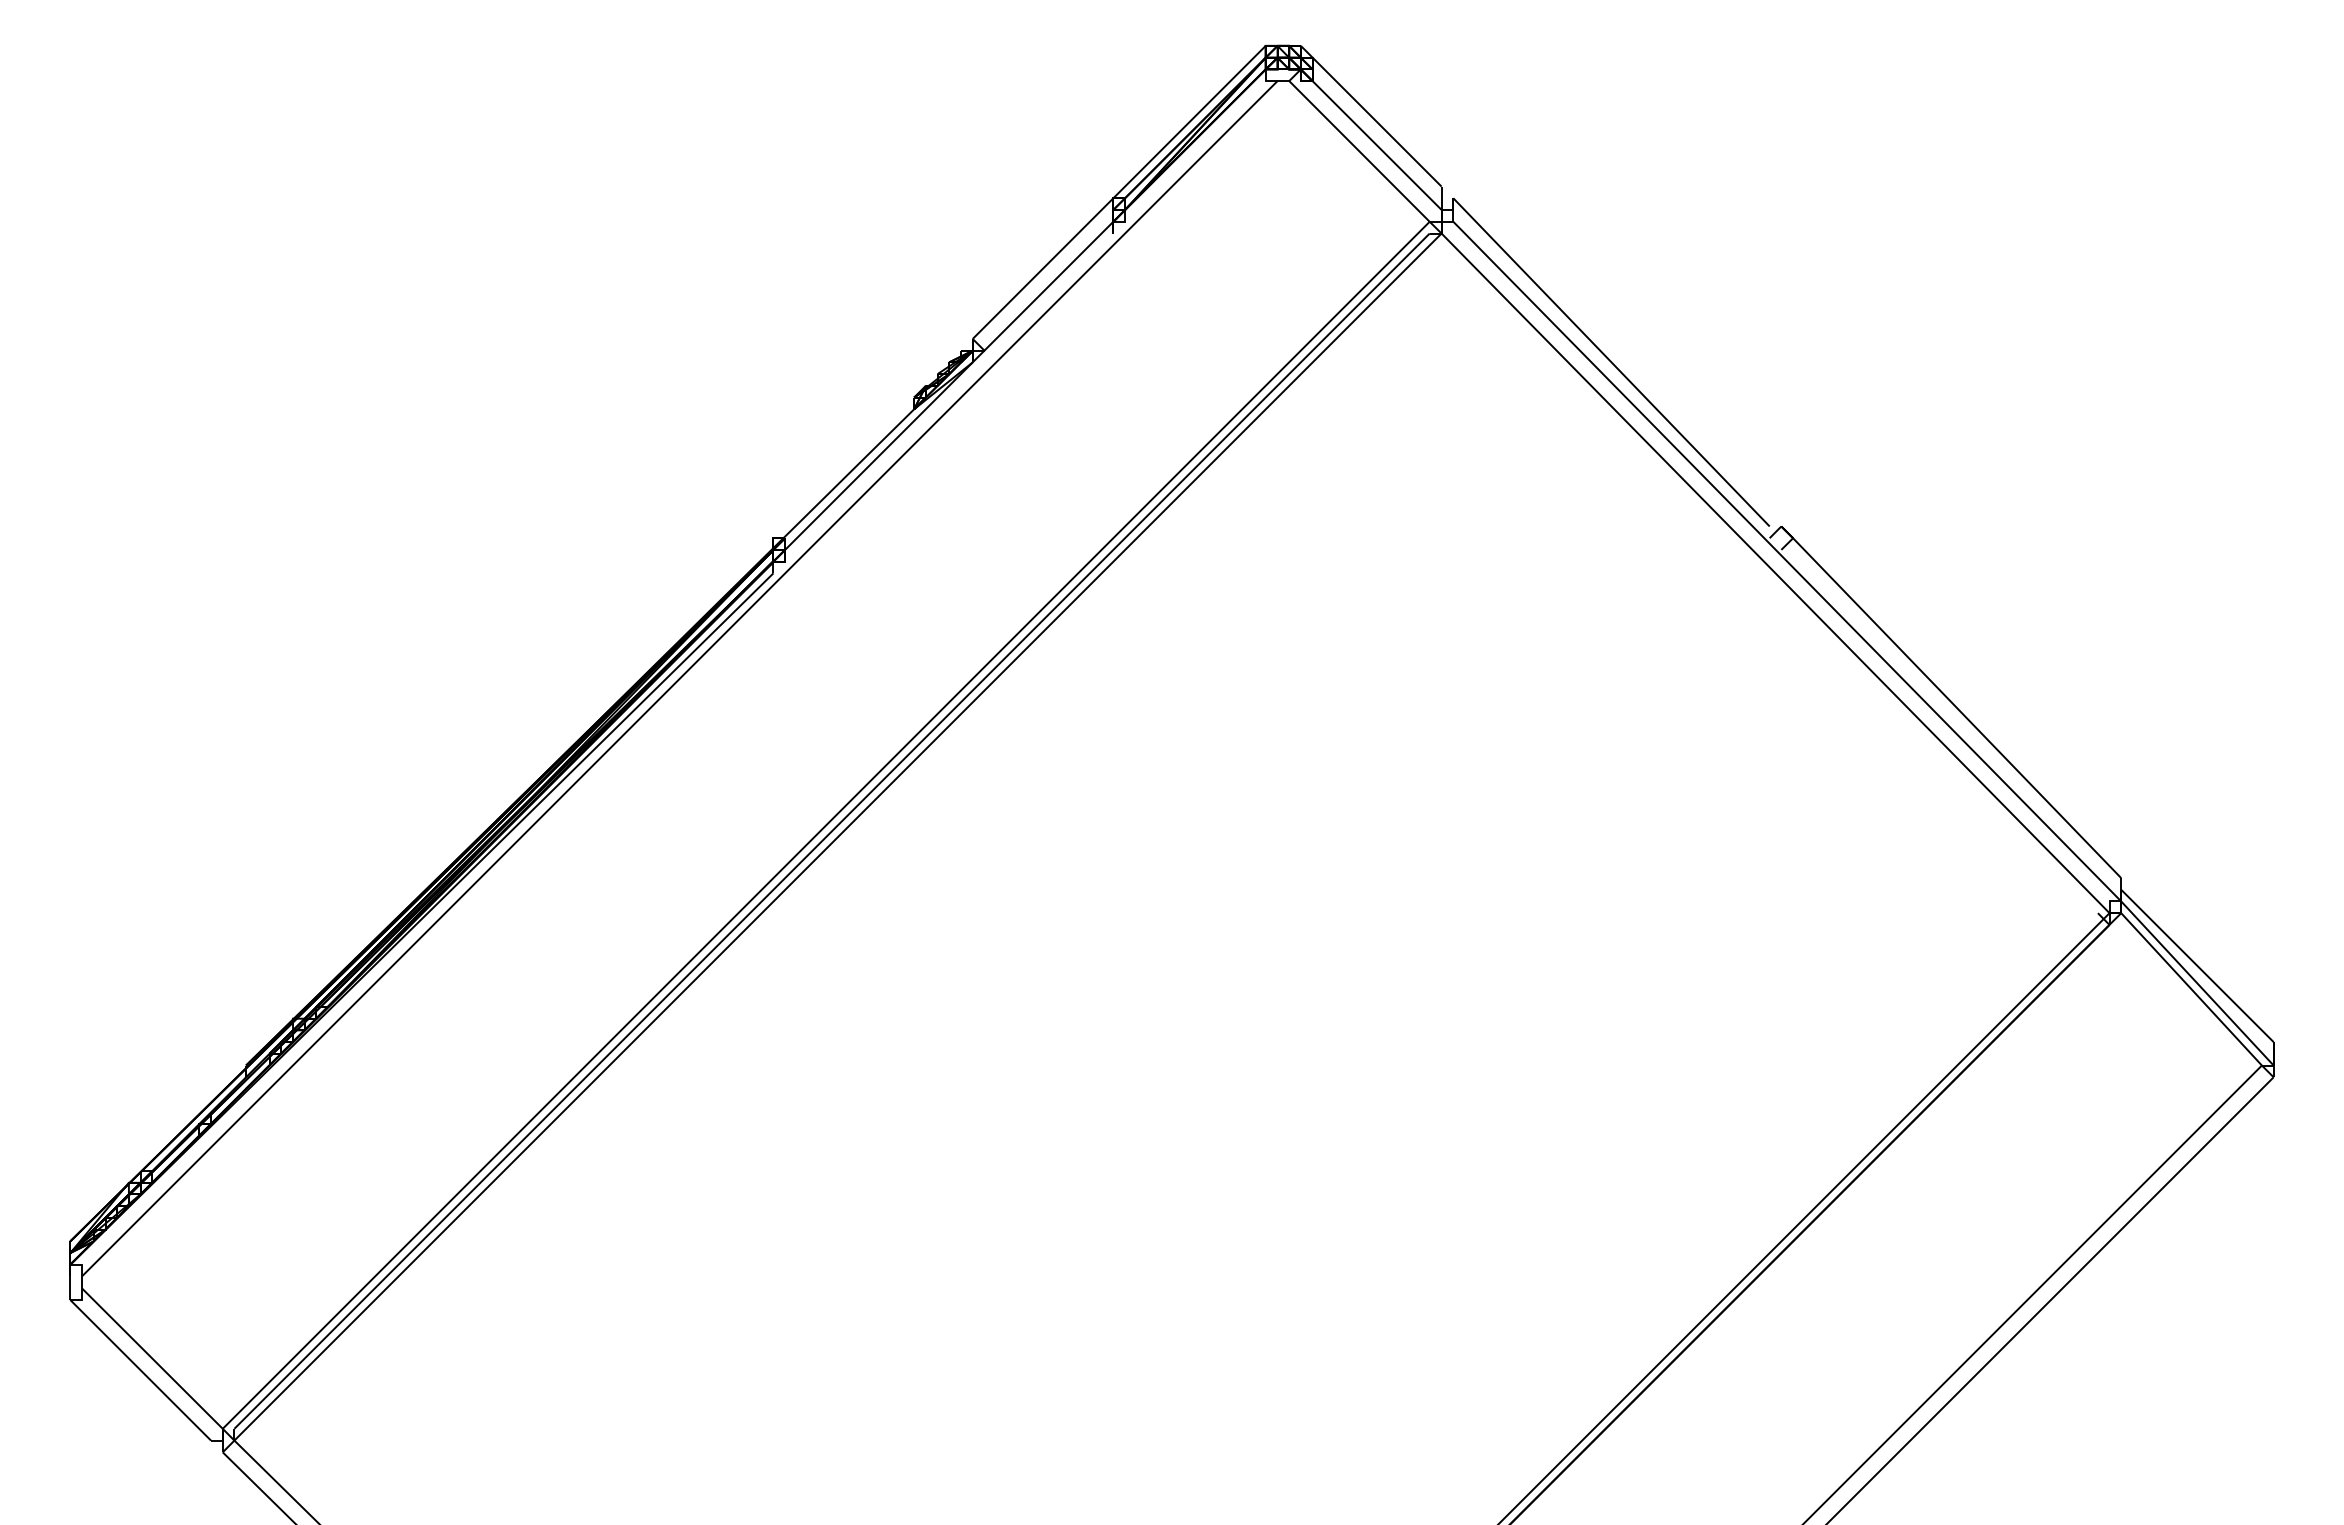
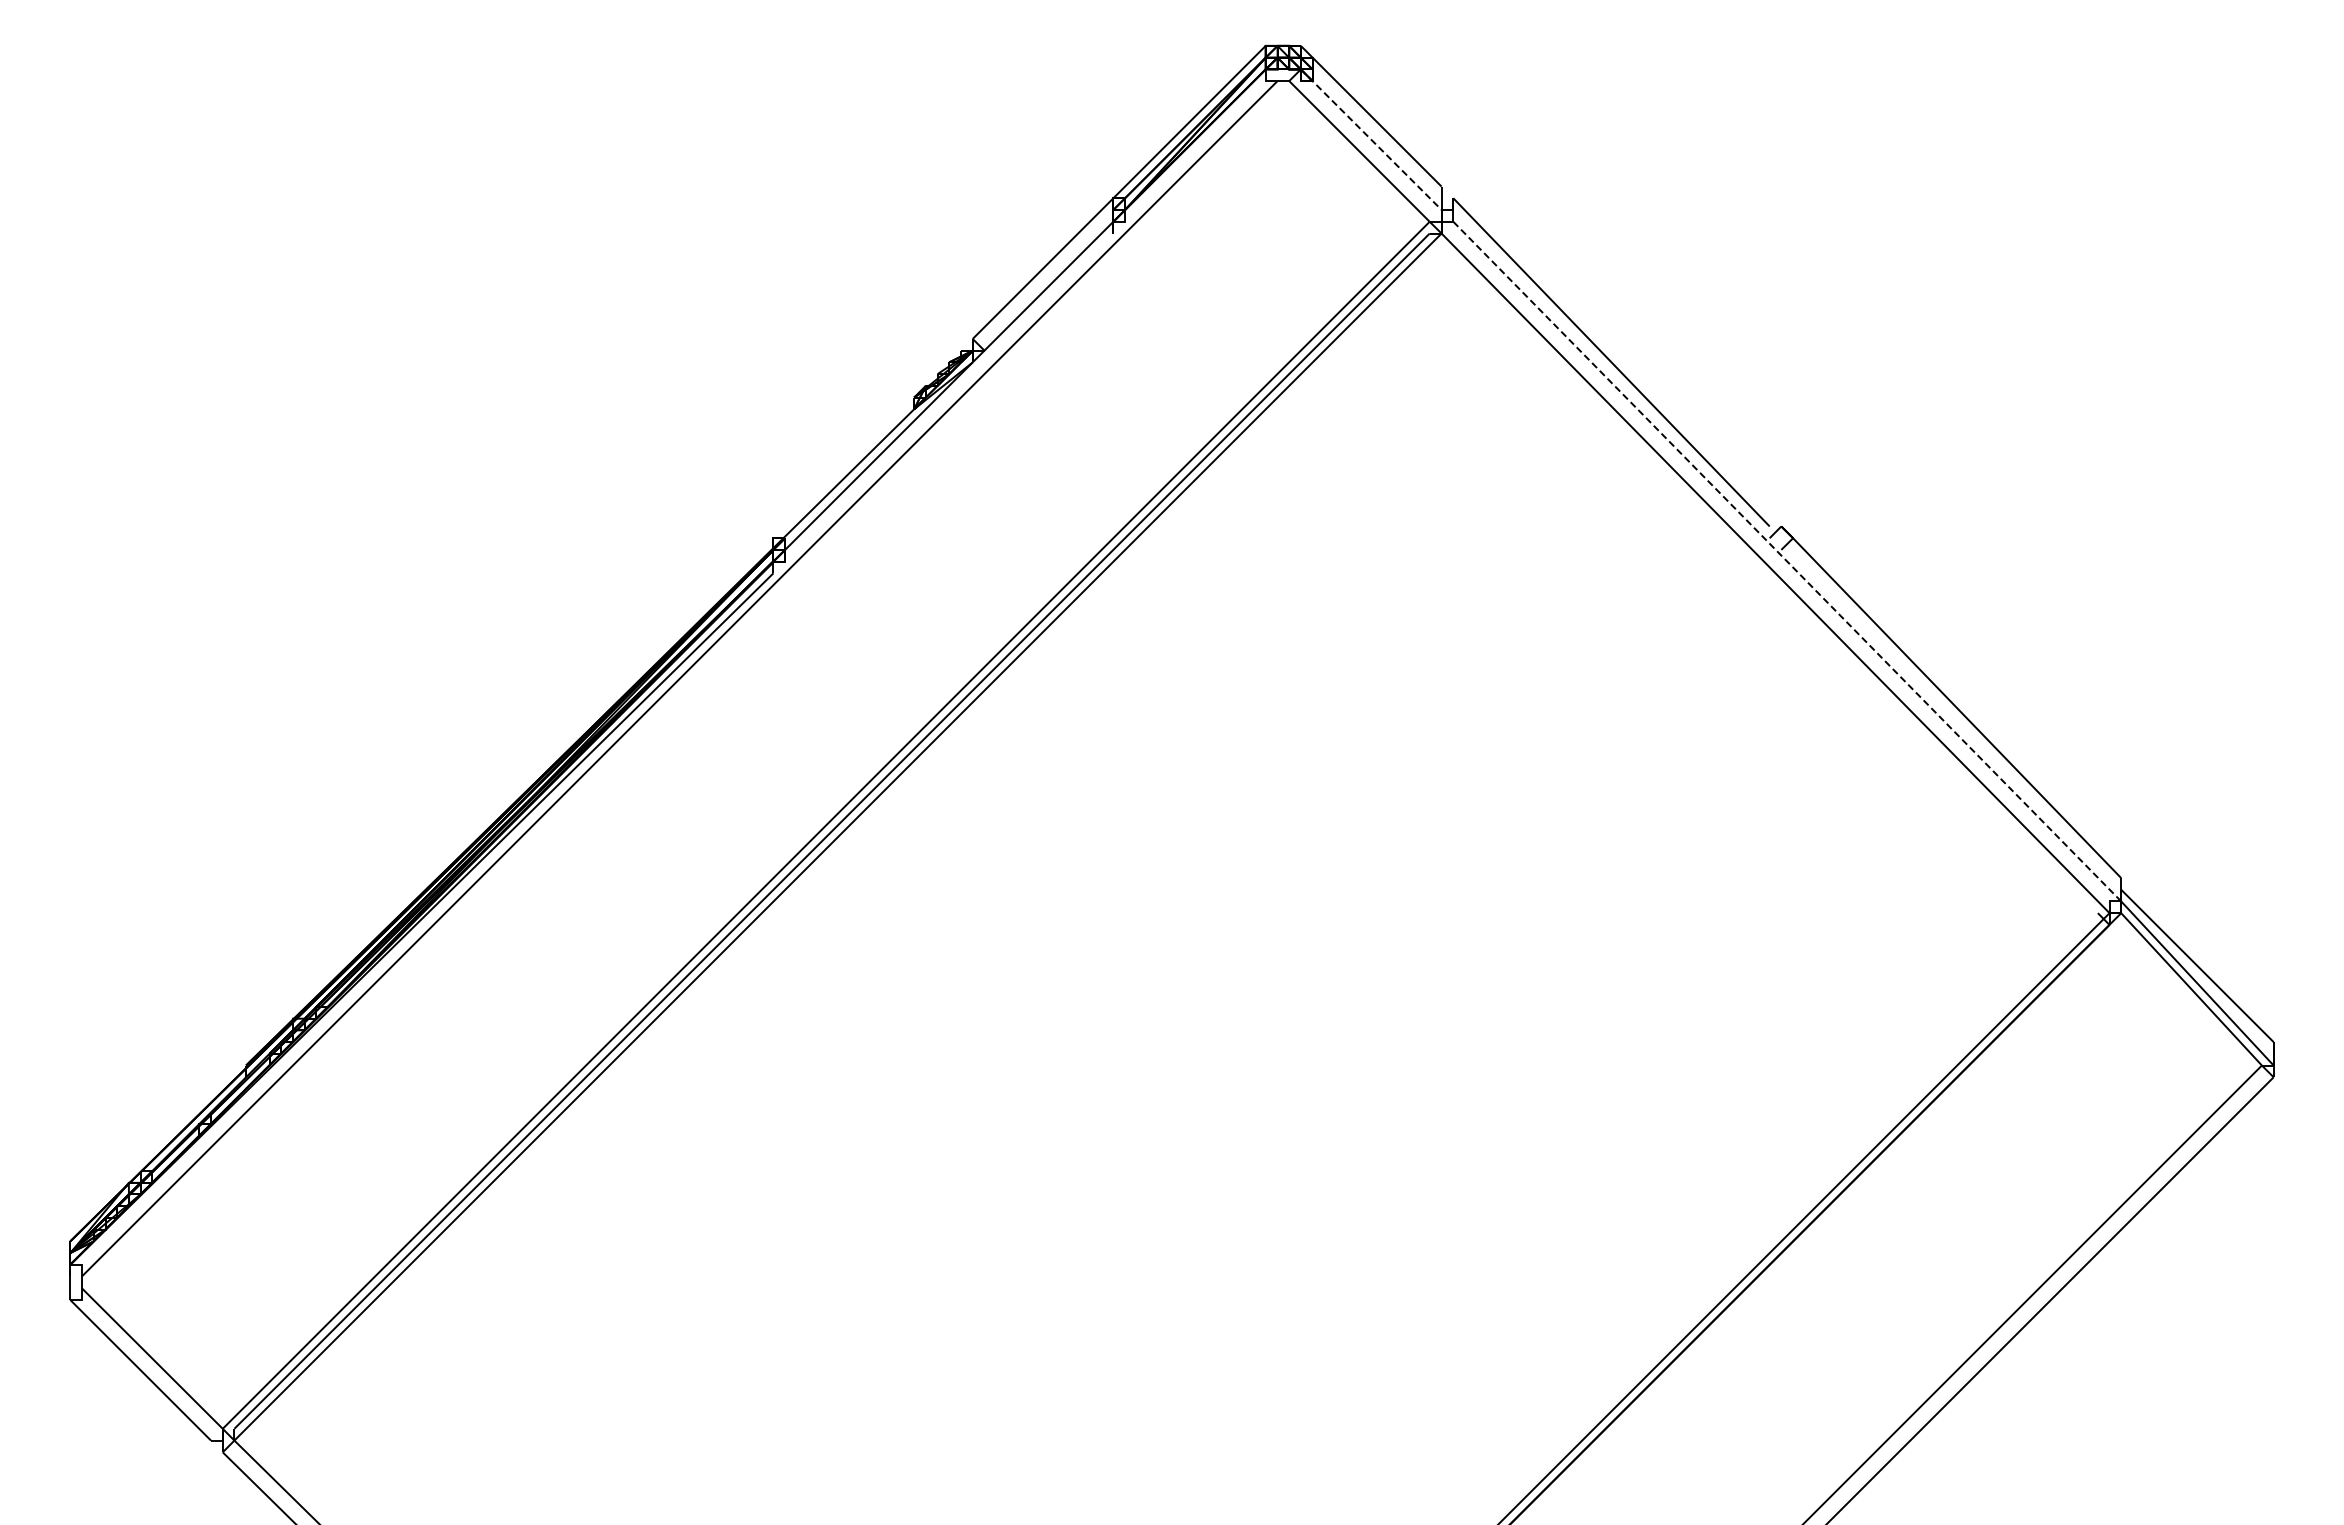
line: solid -> dashed (1371, 140)
line: solid -> dashed (1787, 561)
